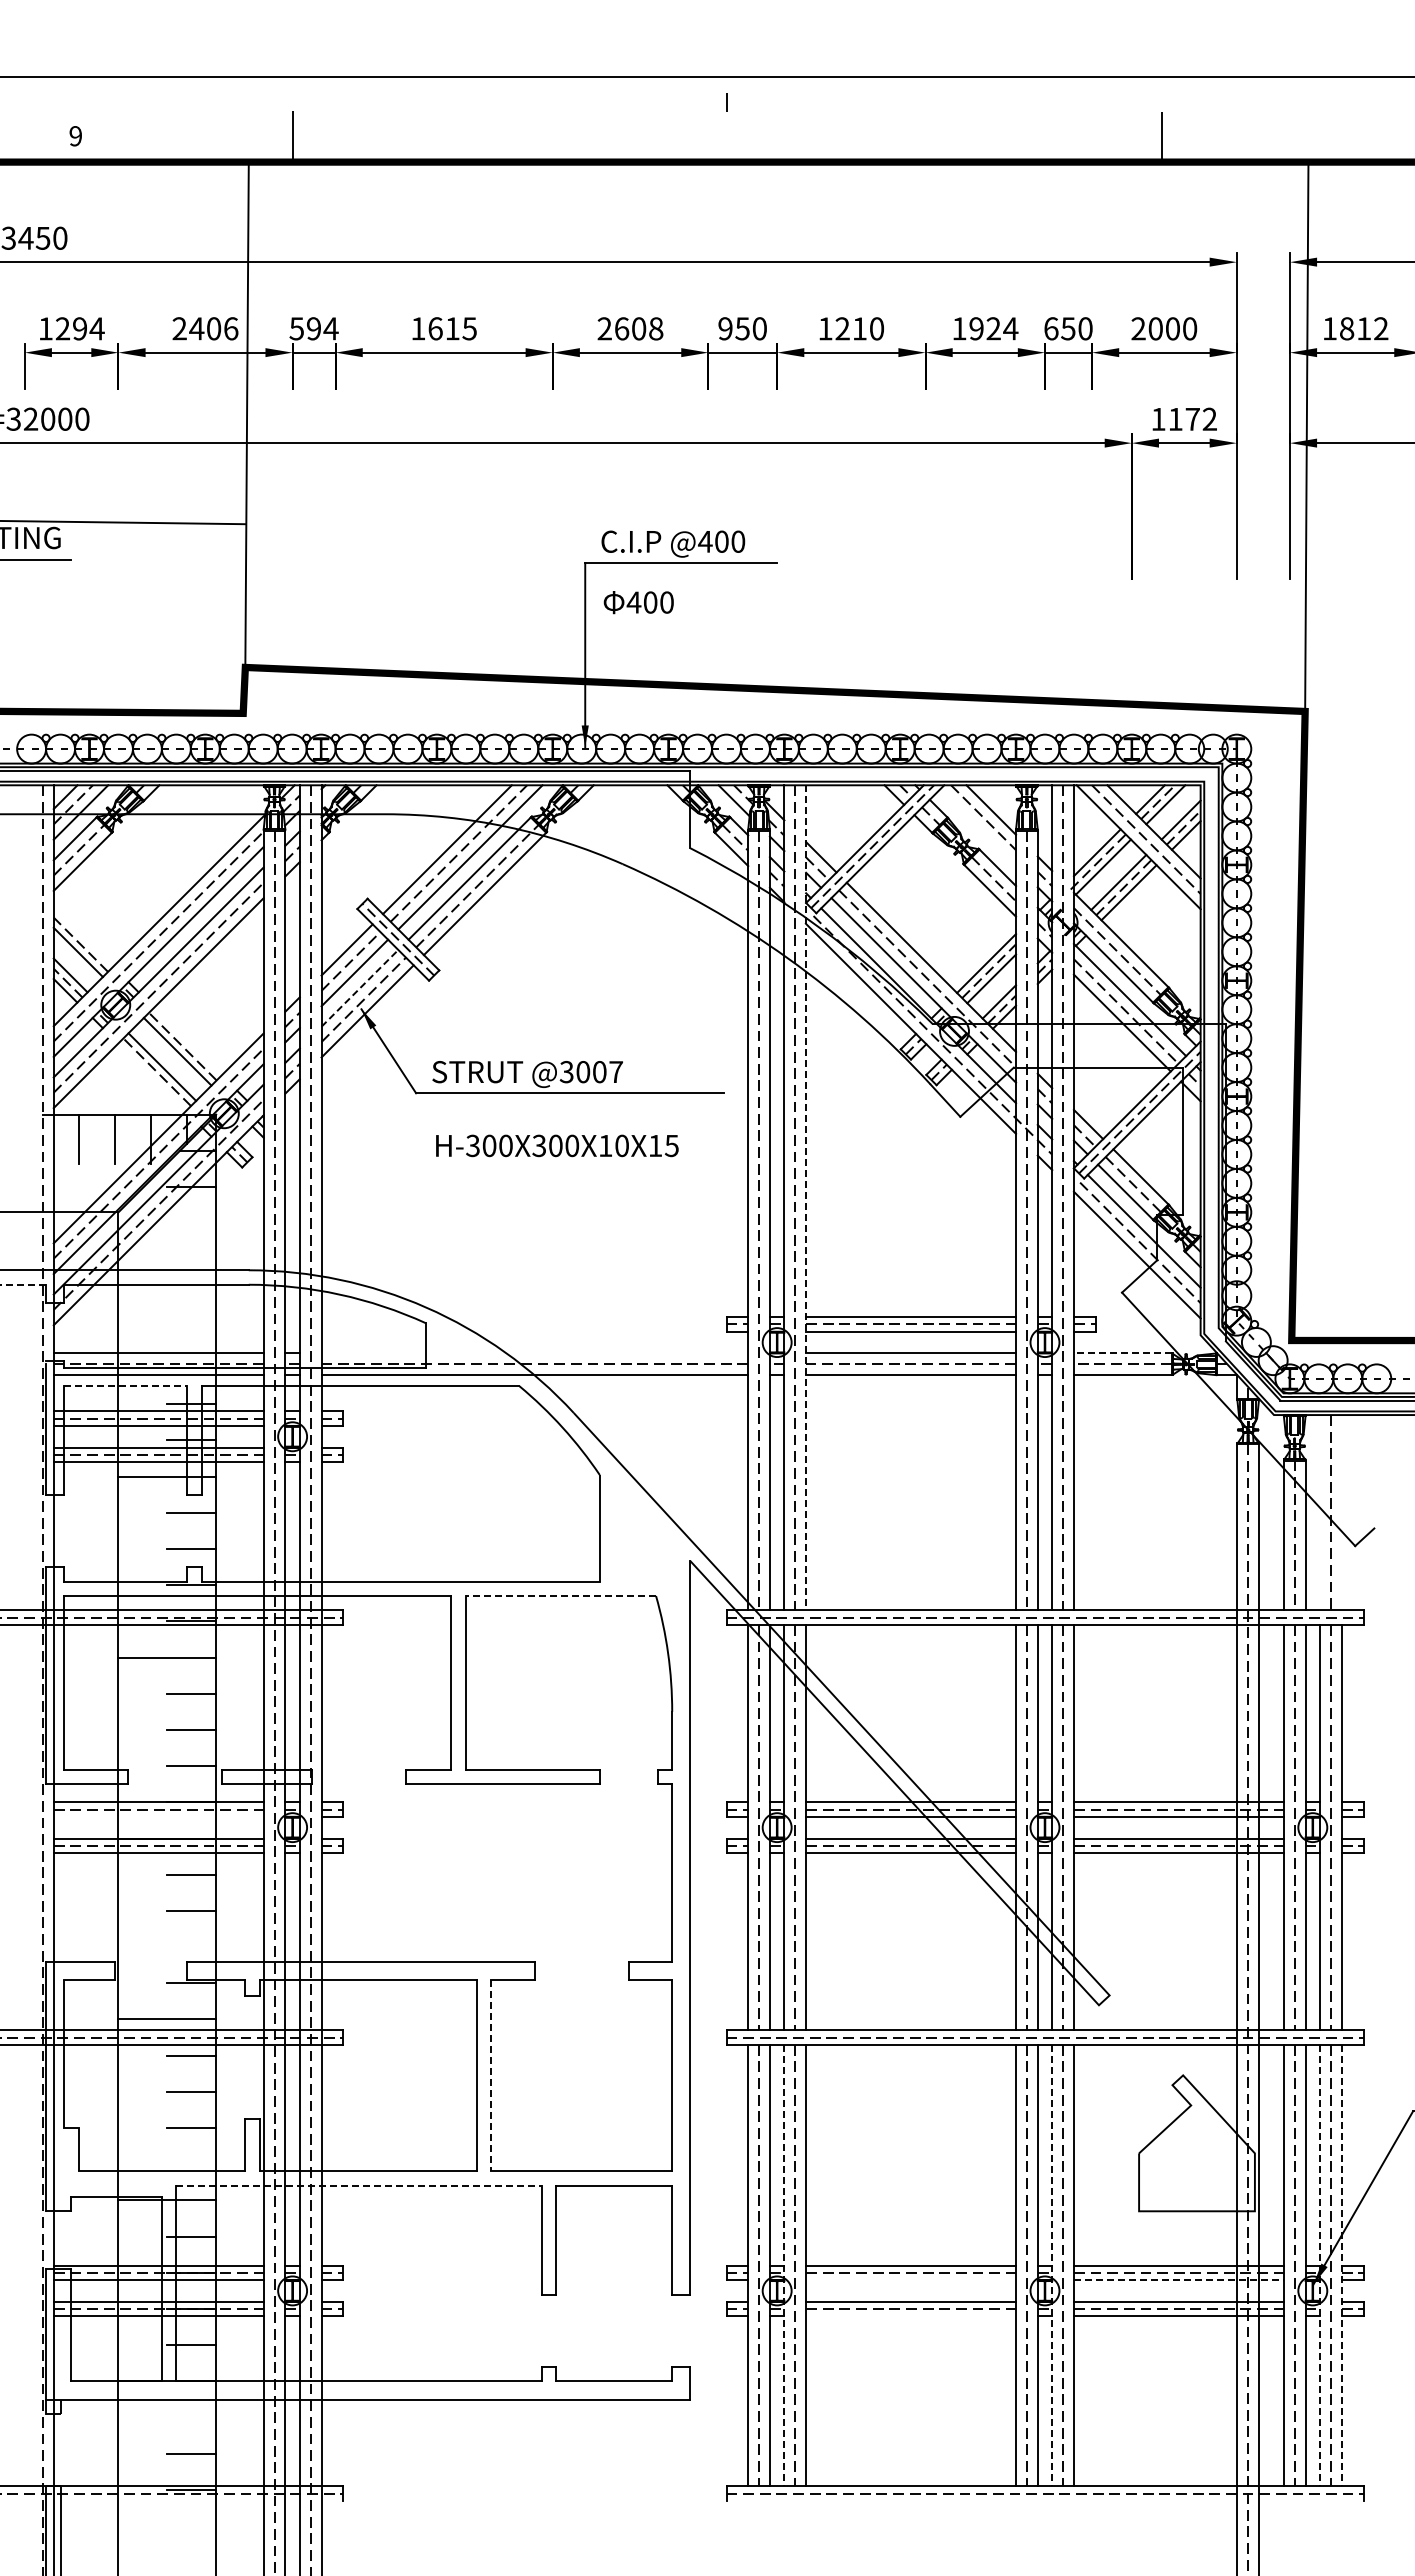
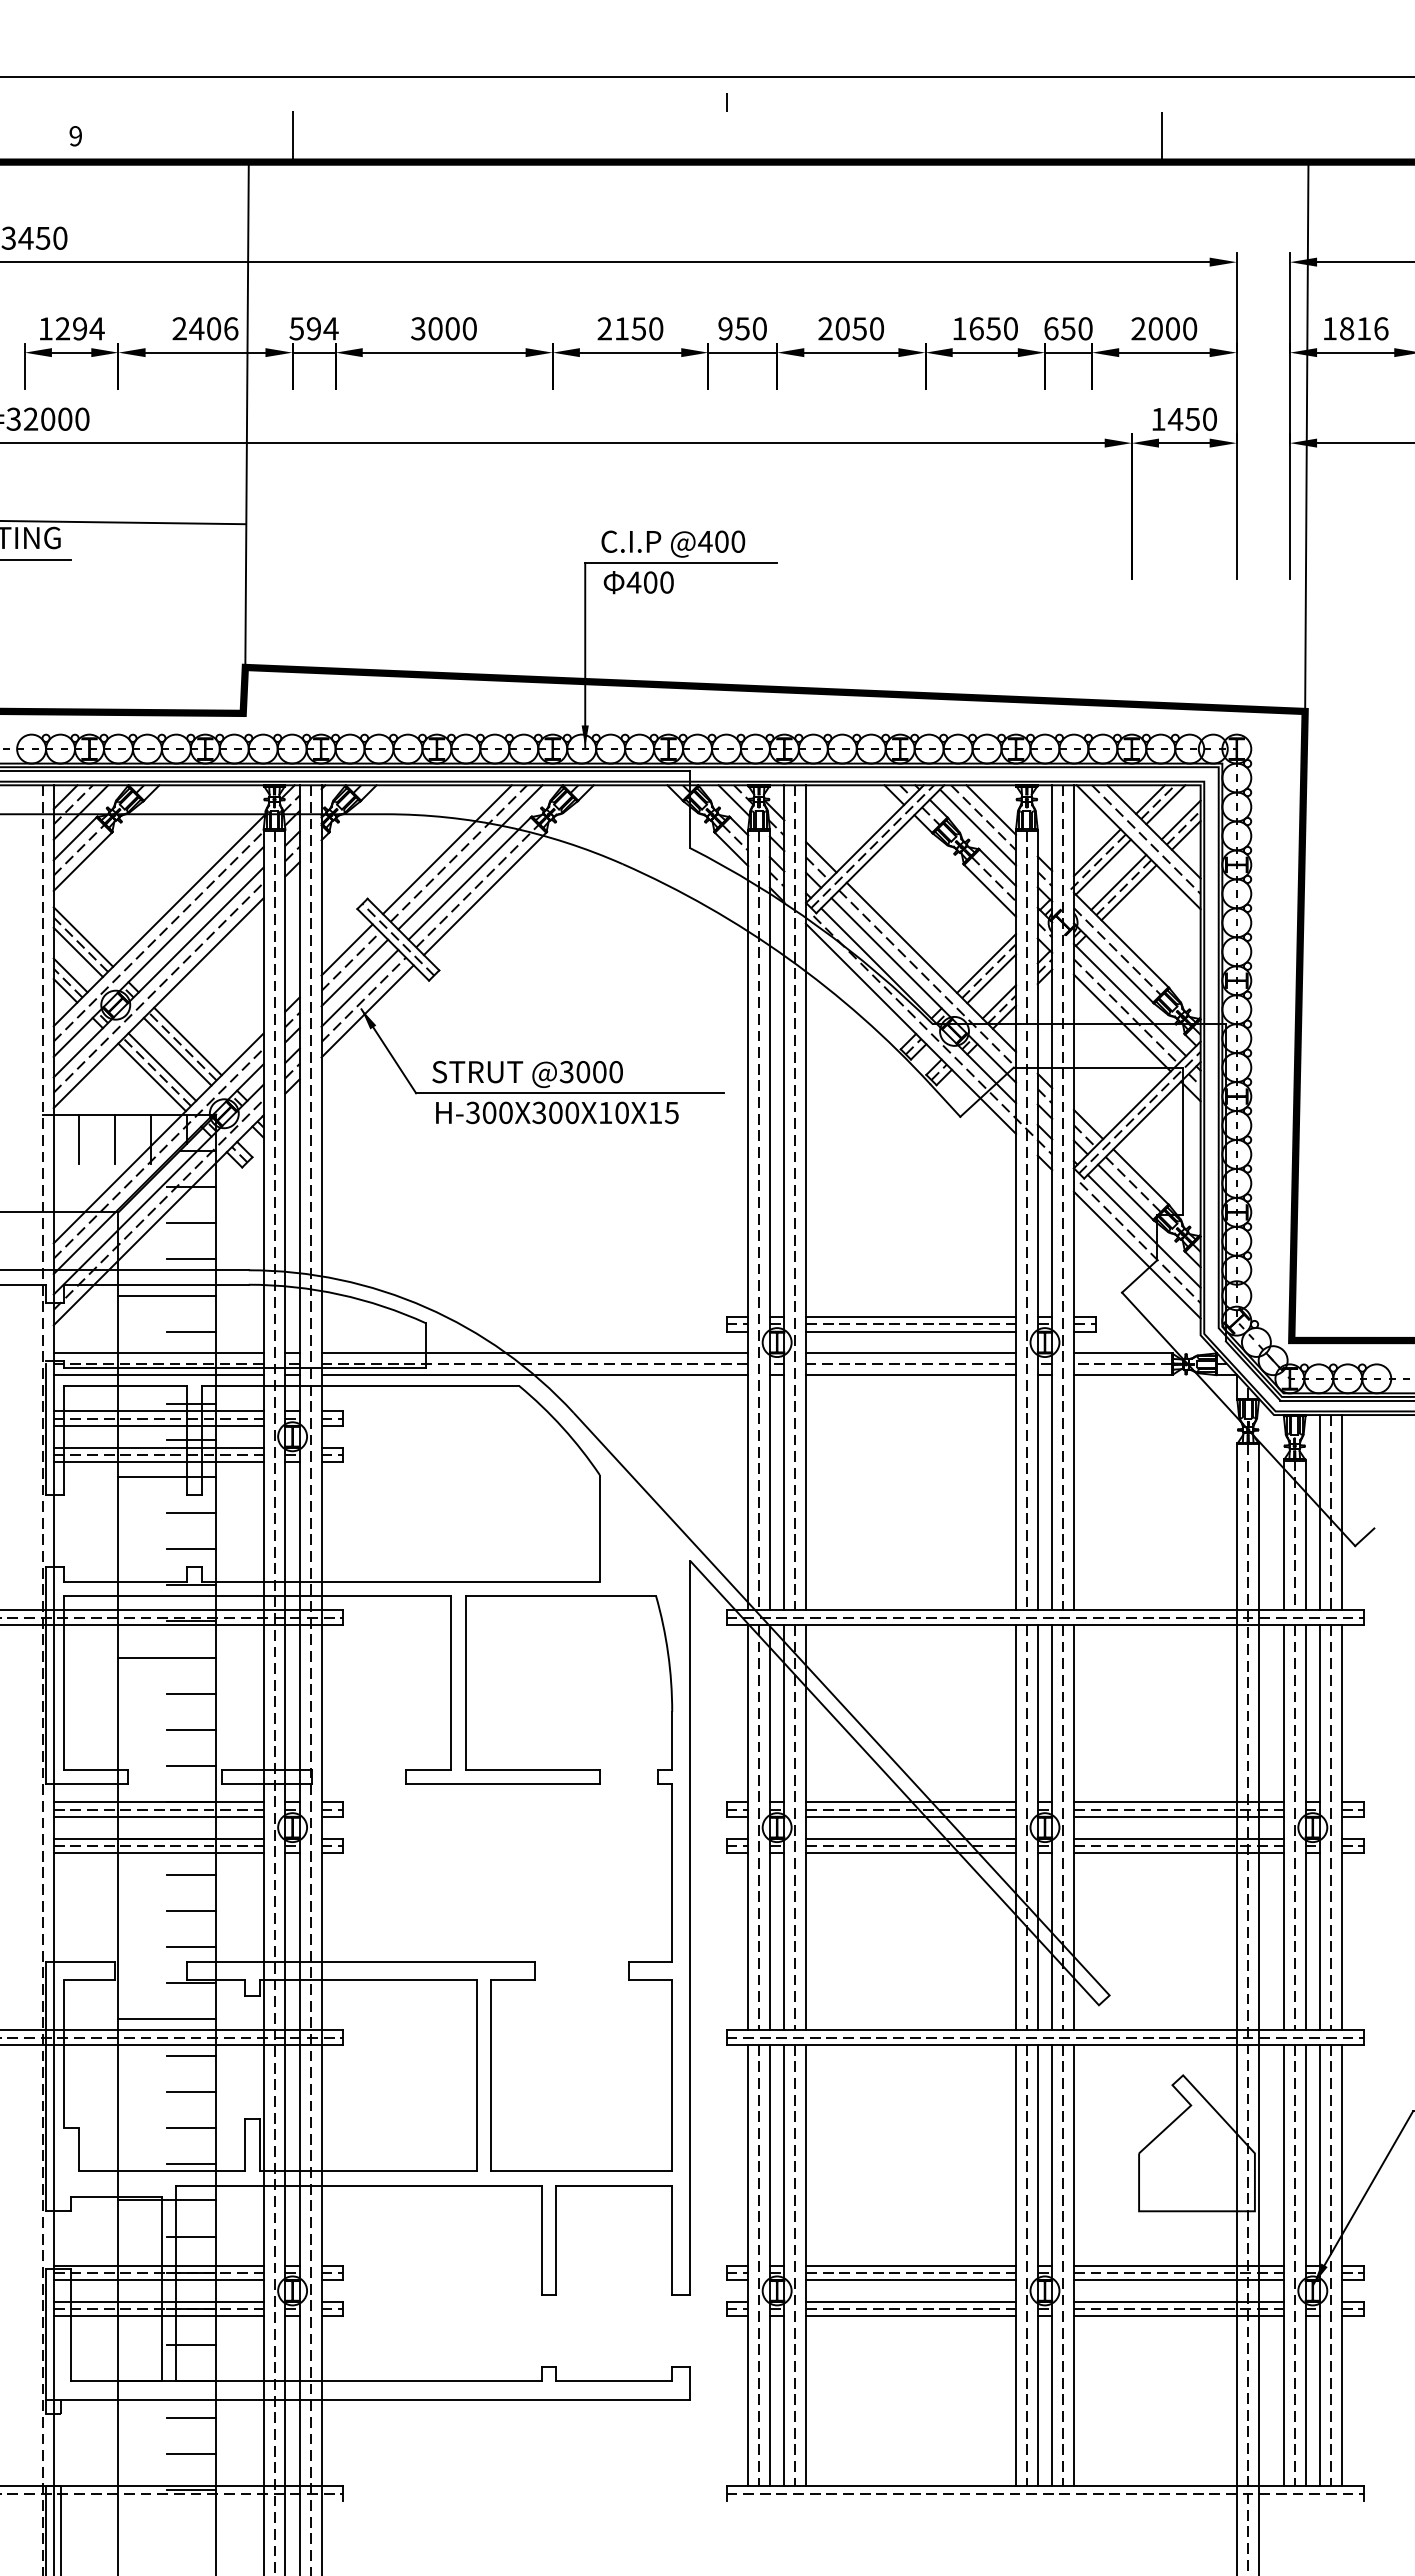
text: 1615 -> 3000 (443, 328)
text: 2608 -> 2150 (639, 328)
text: 1210 -> 2050 (842, 328)
text: 1924 -> 1650 (993, 328)
text: 1812 -> 1816 (1381, 328)
text: 1172 -> 1450 (1191, 418)
text position: (638, 602) -> (638, 582) (638, 582)
line: none -> present (978, 827)
line: none -> present (83, 936)
line: dashed -> solid (360, 988)
line: none -> present (187, 1041)
text: @3007 -> @3000 (616, 1072)
line: none -> present (151, 1077)
text position: (557, 1145) -> (557, 1112) (557, 1112)
line: dashed -> solid (806, 1197)
line: none -> present (191, 1223)
line: none -> present (191, 1259)
line: dashed -> solid (23, 1284)
line: none -> present (167, 1295)
line: none -> present (191, 1331)
line: none -> present (534, 1353)
line: dashed -> solid (1122, 1353)
line: dashed -> solid (125, 1386)
line: none -> present (1320, 1512)
line: none -> present (1341, 1512)
line: dashed -> solid (560, 1596)
line: none -> present (158, 1816)
line: none -> present (191, 1947)
line: dashed -> solid (491, 2075)
line: none -> present (191, 2164)
line: dashed -> solid (359, 2185)
line: dashed -> solid (784, 2265)
line: dashed -> solid (1052, 2265)
line: dashed -> solid (1320, 2265)
line: dashed -> solid (1341, 2265)
line: none -> present (911, 2280)
line: dashed -> solid (1178, 2280)
line: none -> present (911, 2316)
line: none -> present (191, 2417)
